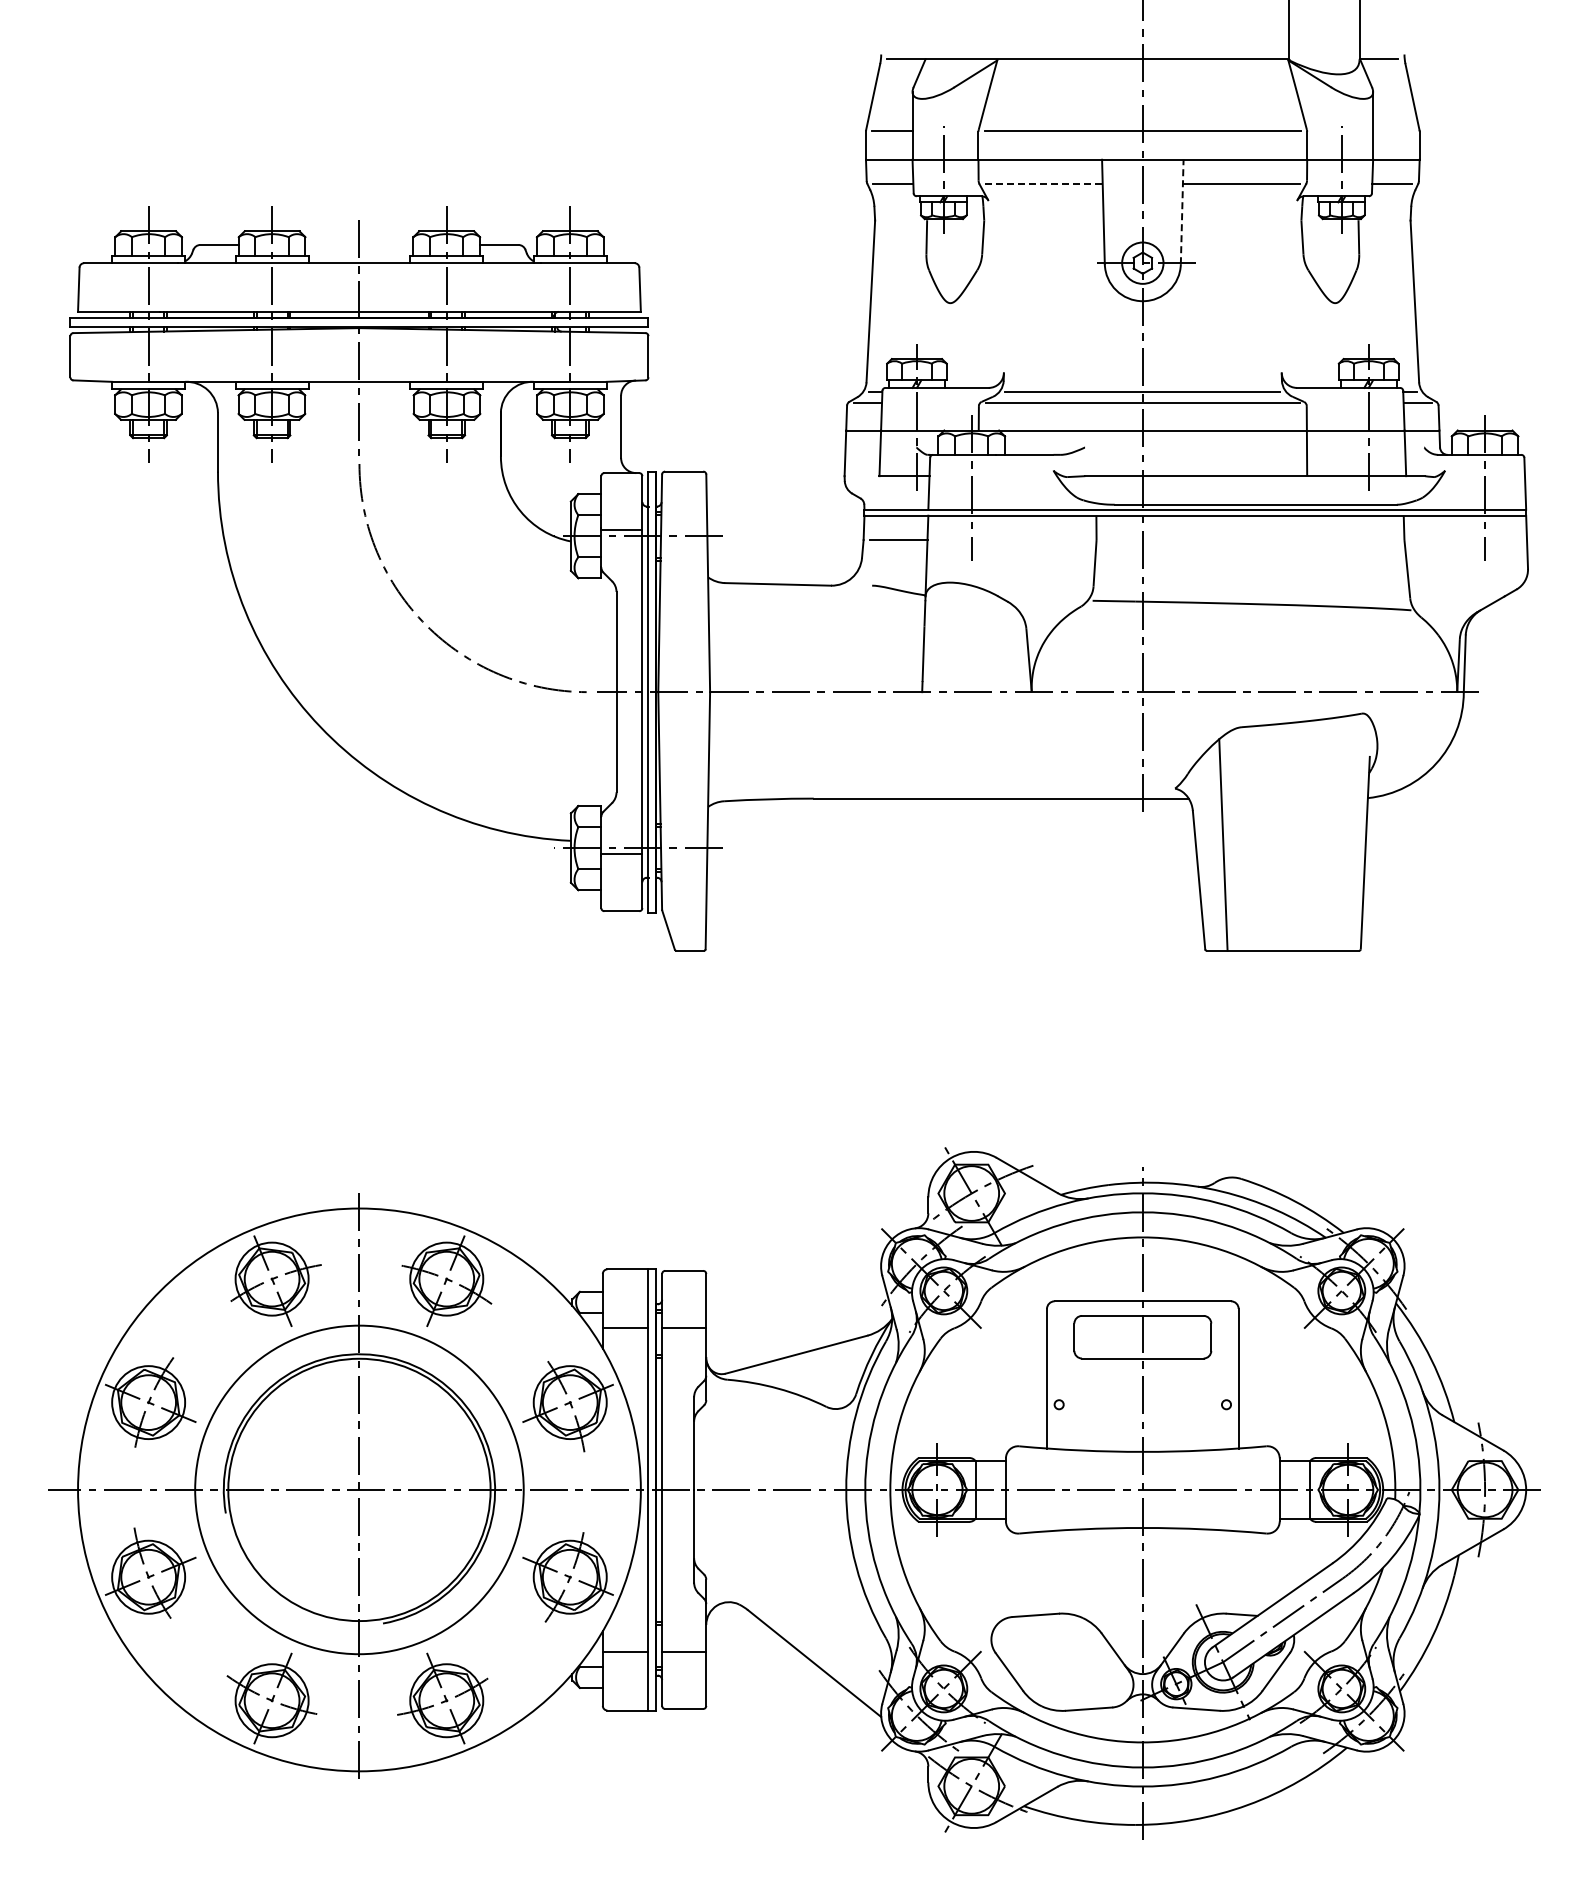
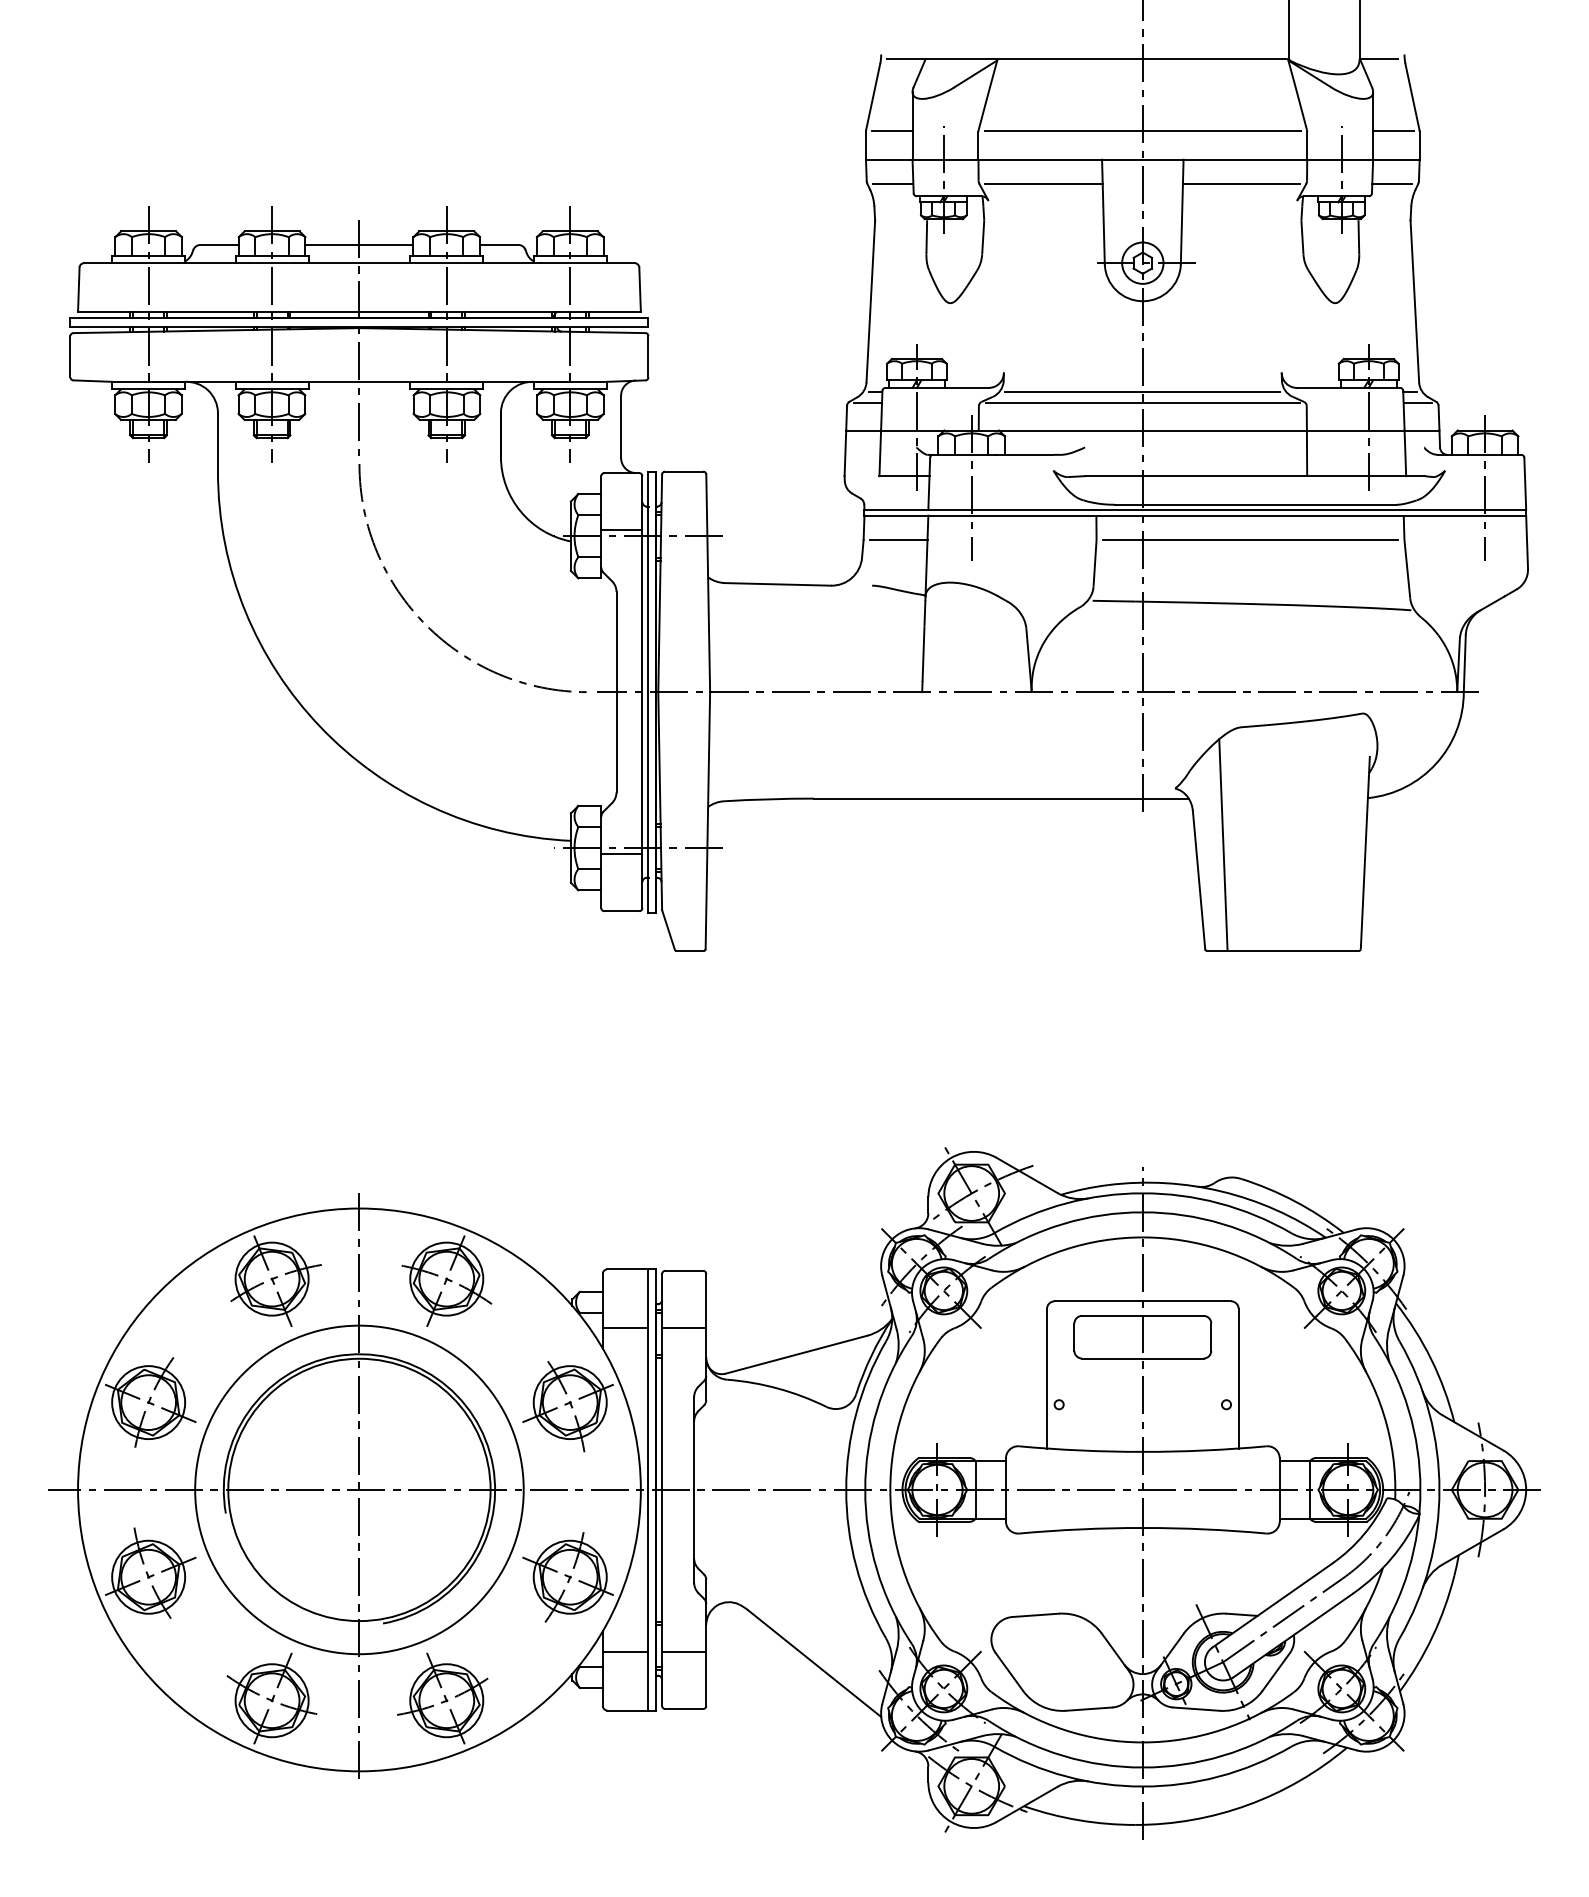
line: none -> present (1393, 130)
line: dashed -> solid (1043, 183)
line: dashed -> solid (1182, 211)
line: none -> present (359, 244)
line: none -> present (1250, 540)
